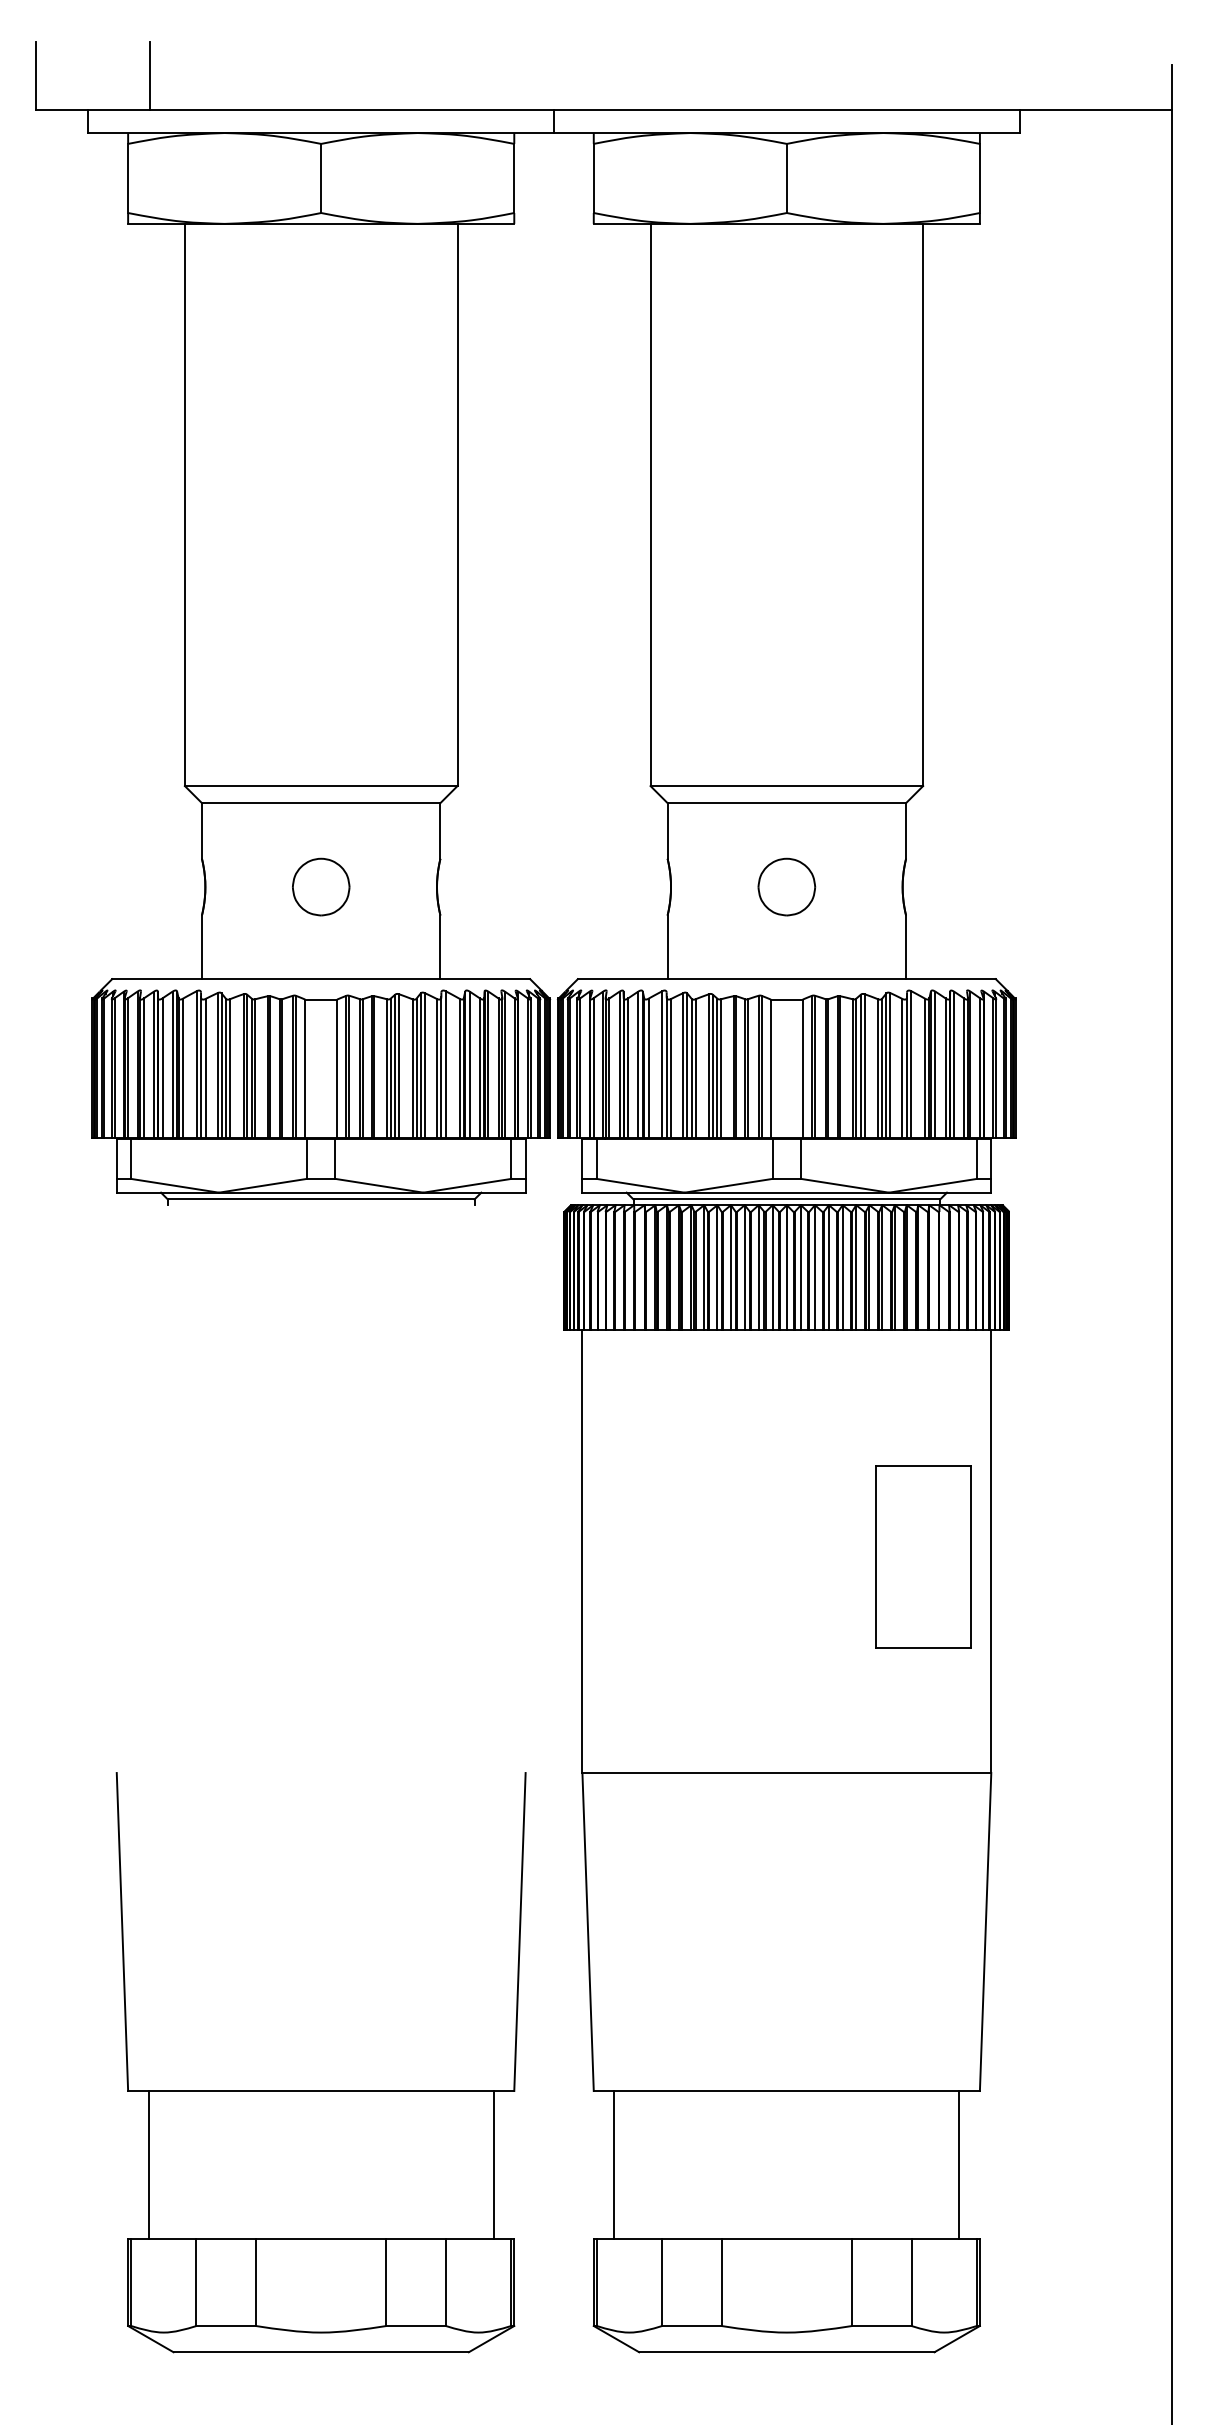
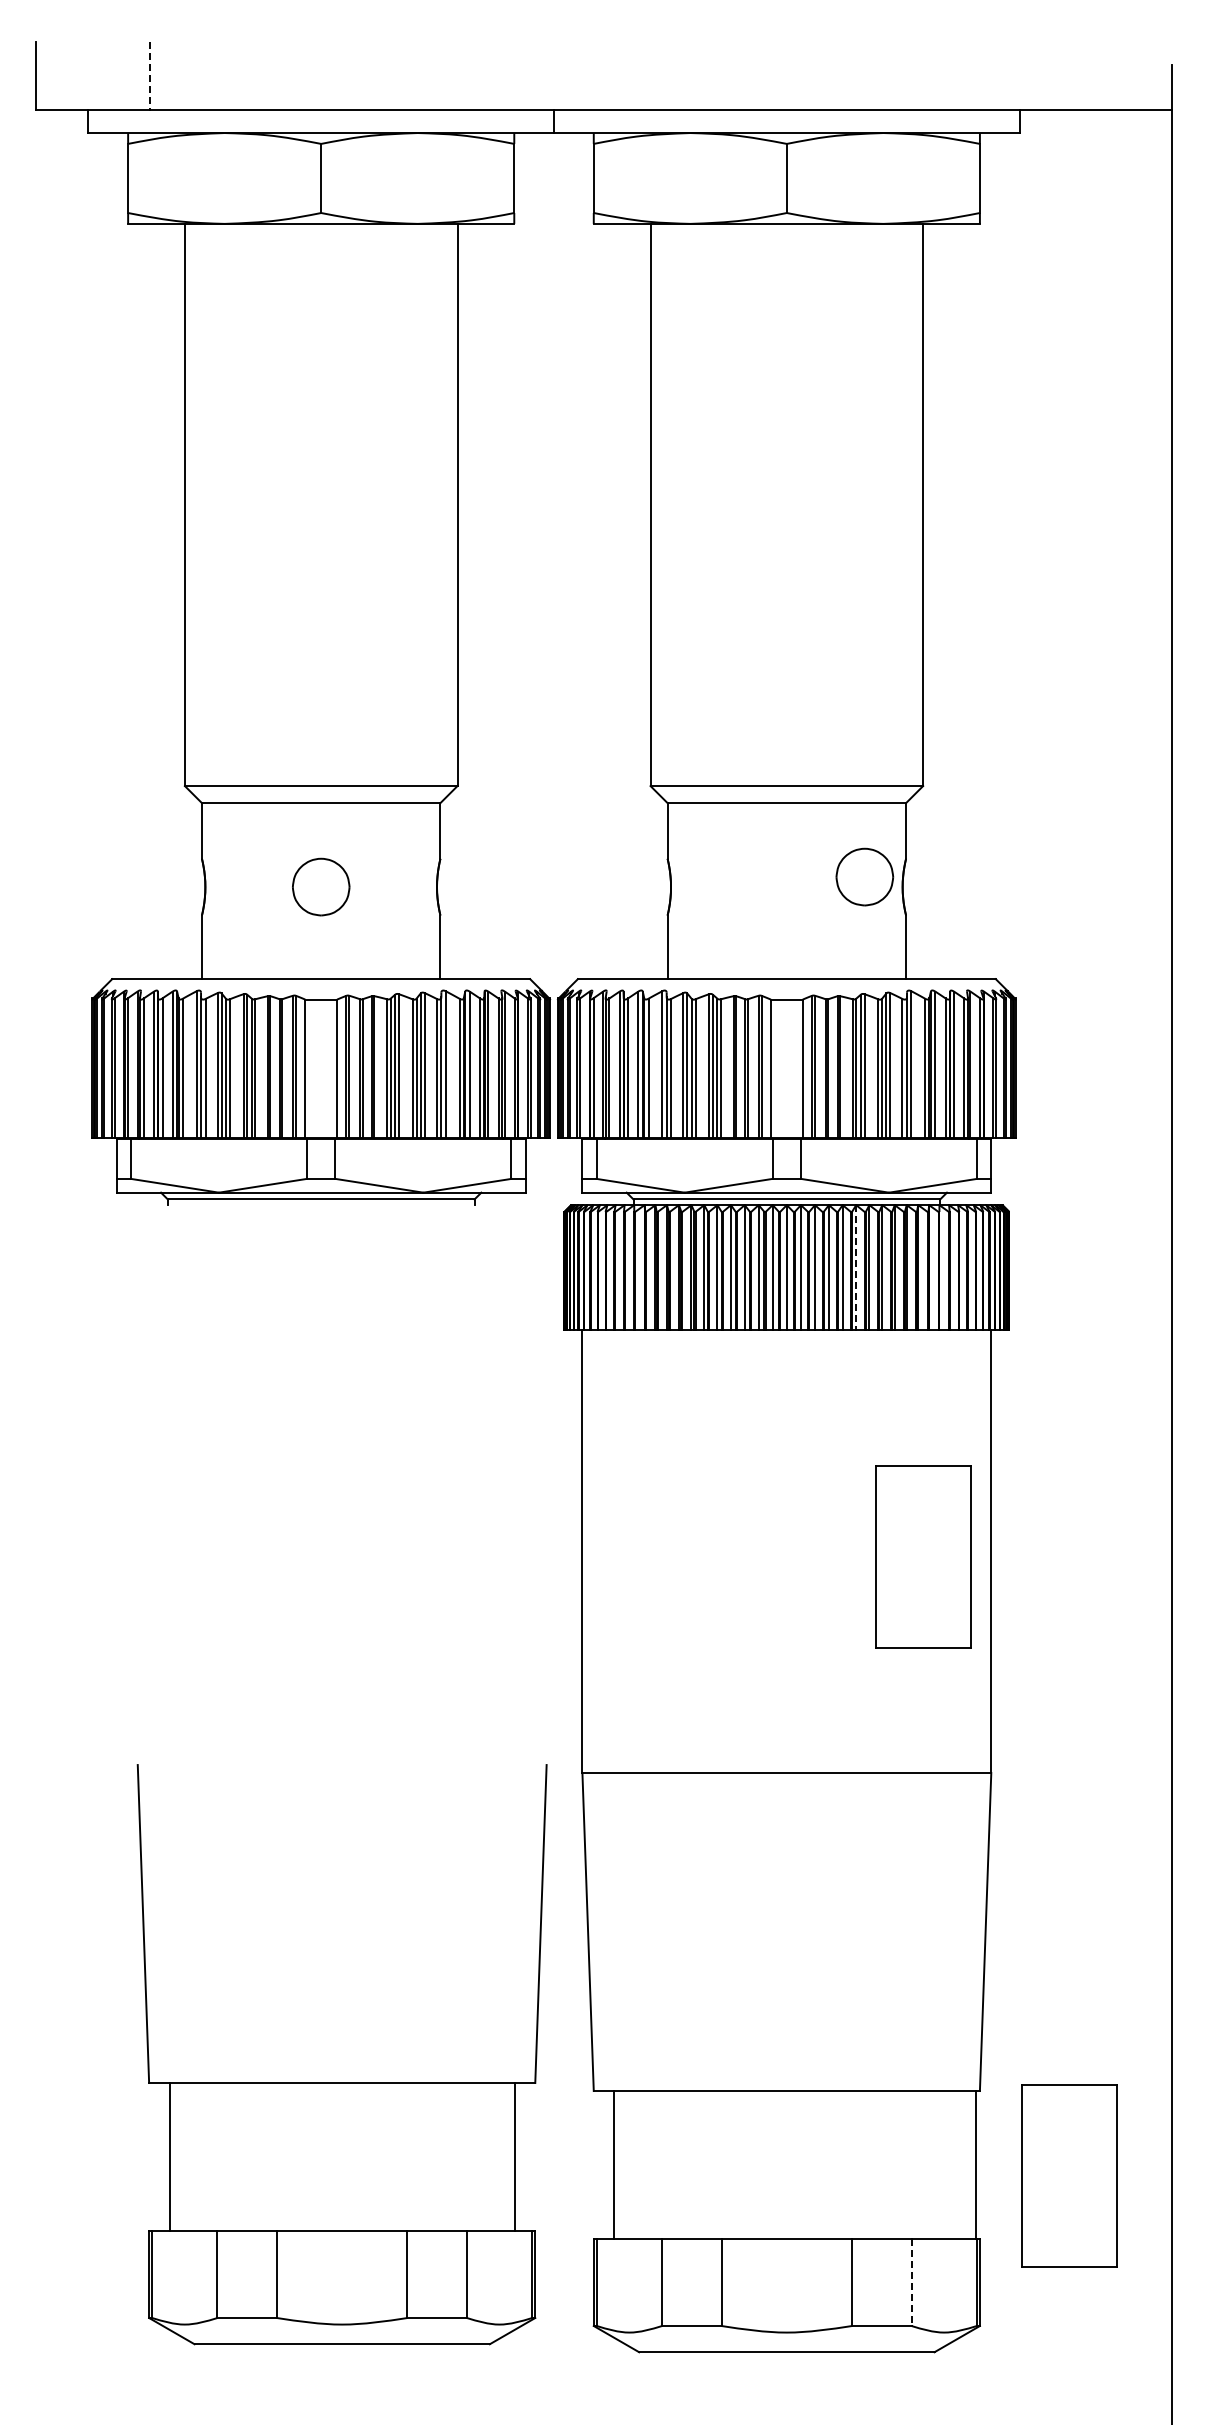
line: solid -> dashed (149, 76)
part position: (786, 886) -> (864, 876) (864, 876)
line: solid -> dashed (856, 1268)
part position: (320, 2090) -> (341, 2082) (341, 2082)
line position: (959, 2164) -> (976, 2164) (976, 2164)
part: none -> present (1069, 2175)
line: solid -> dashed (911, 2282)
